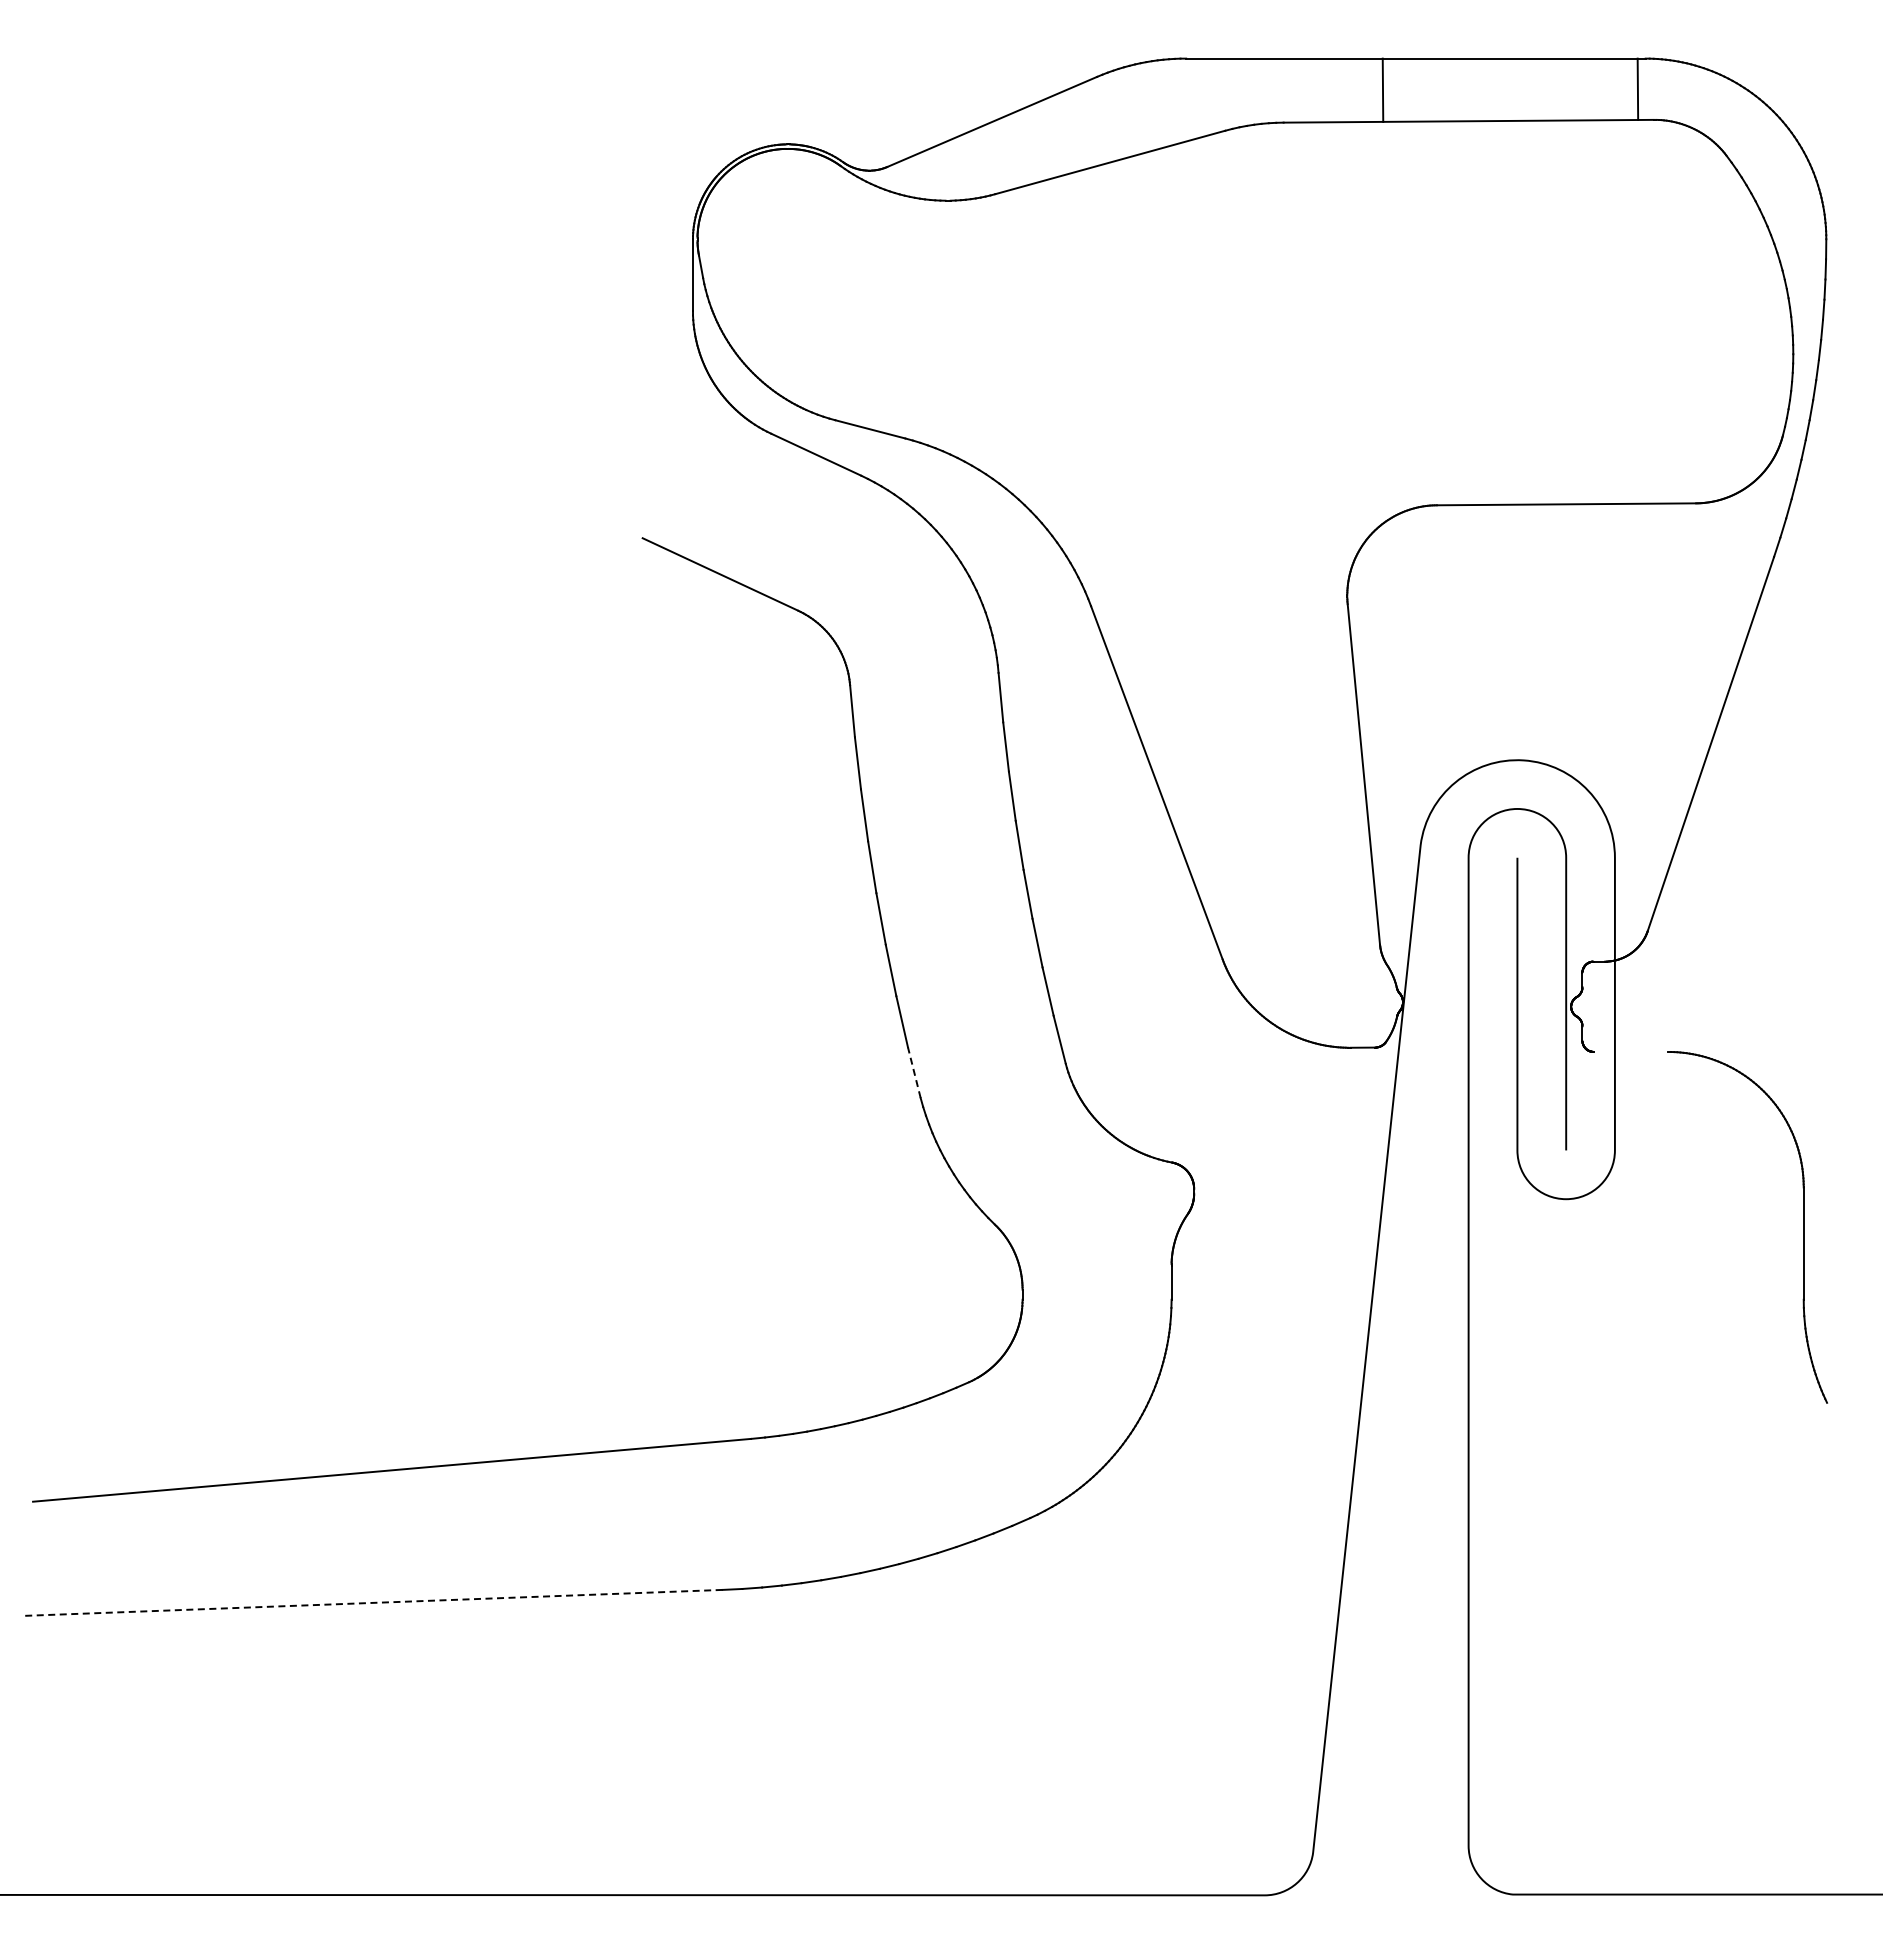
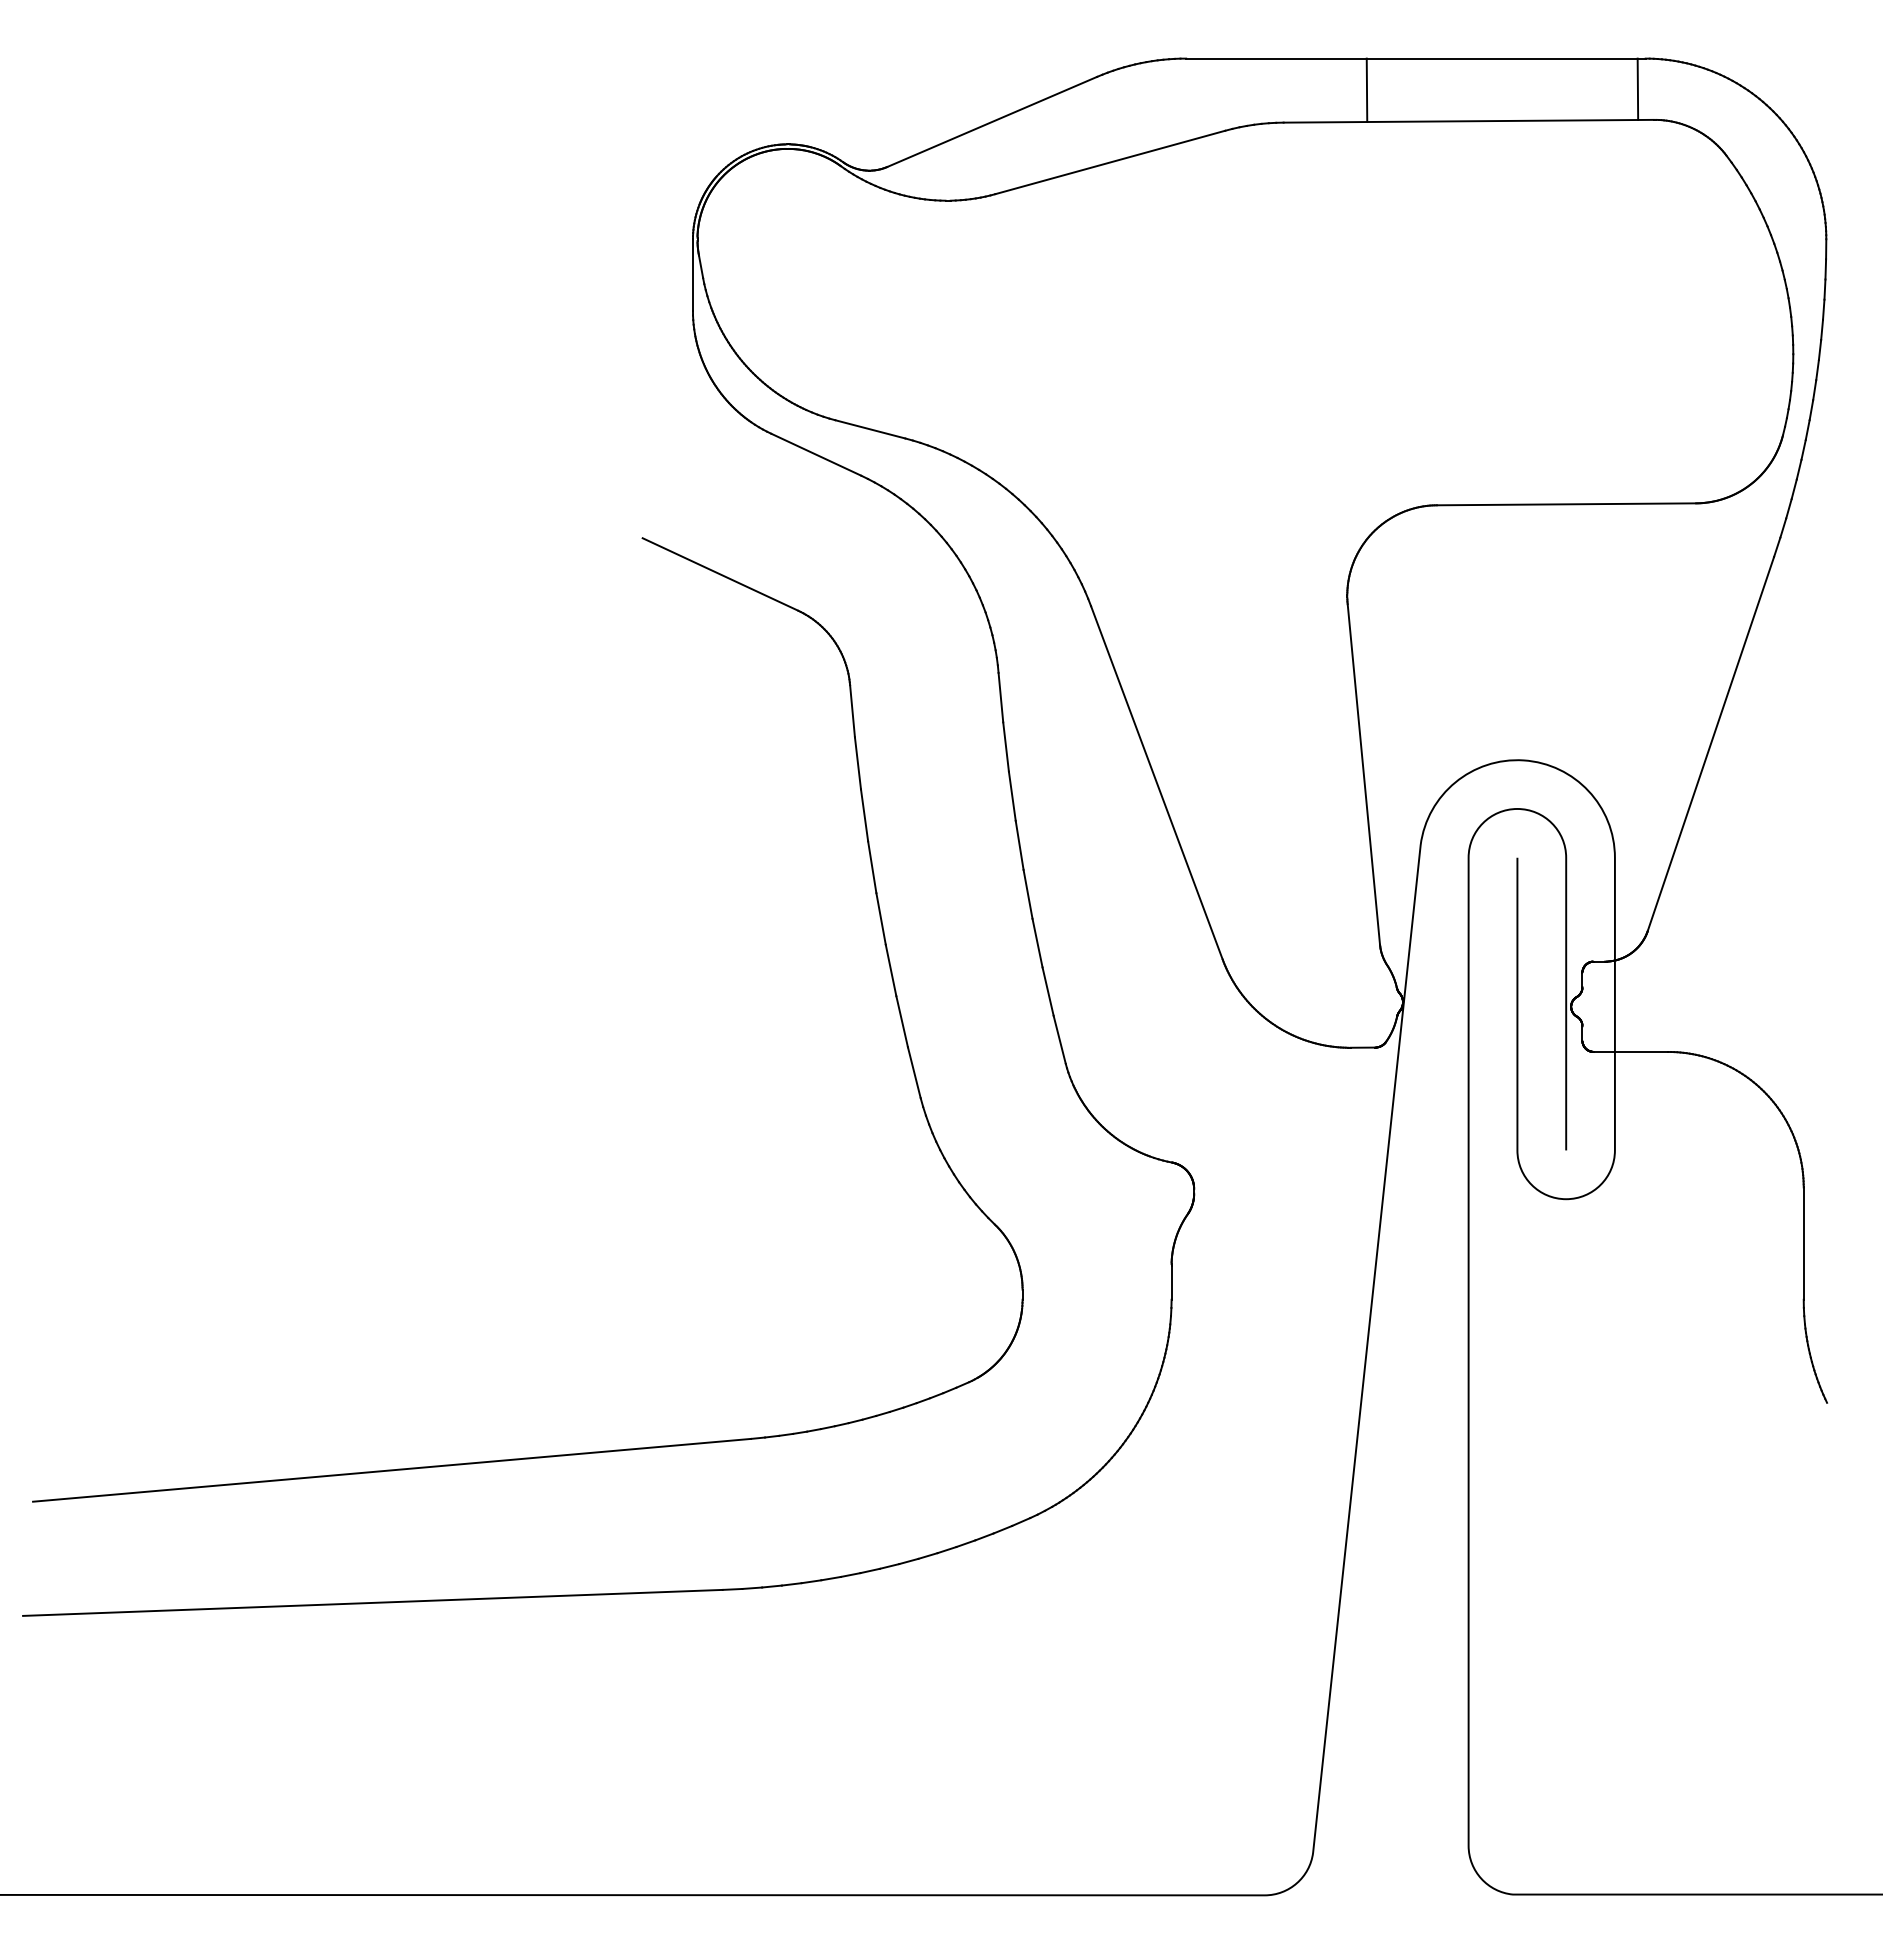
line position: (1382, 90) -> (1366, 90) (1366, 90)
line: none -> present (1630, 1051)
line: dashed -> solid (914, 1072)
line: dashed -> solid (372, 1602)
